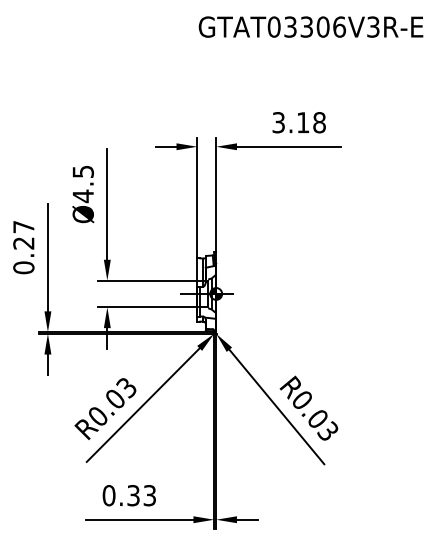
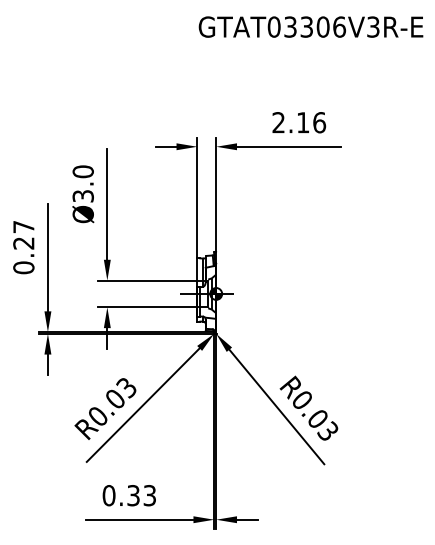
text: 3.18 -> 2.16 (299, 122)
text: Ø4.5 -> Ø3.0 (82, 184)
